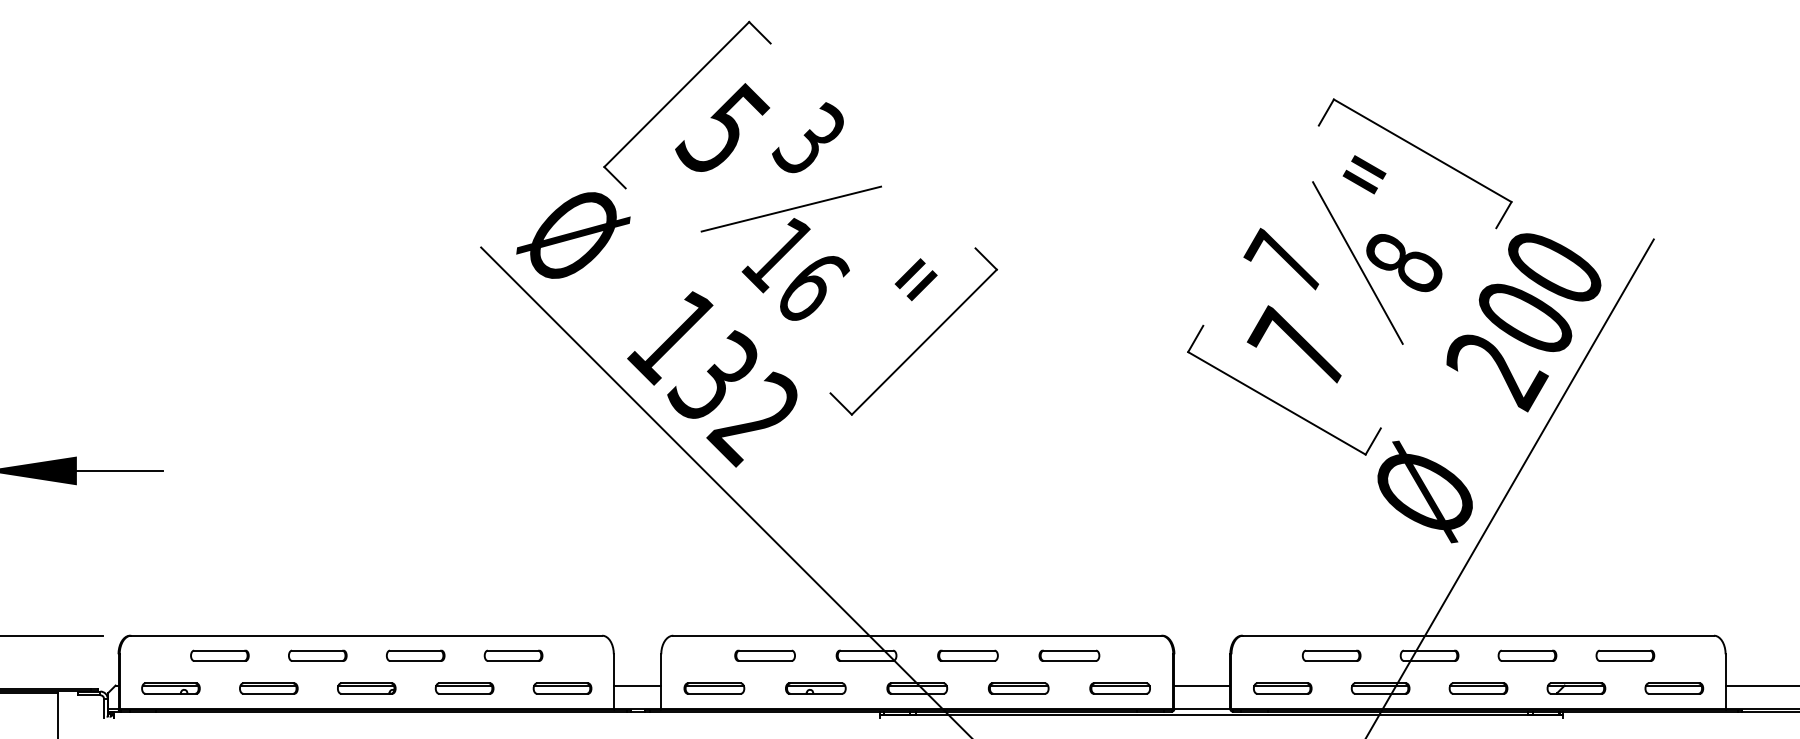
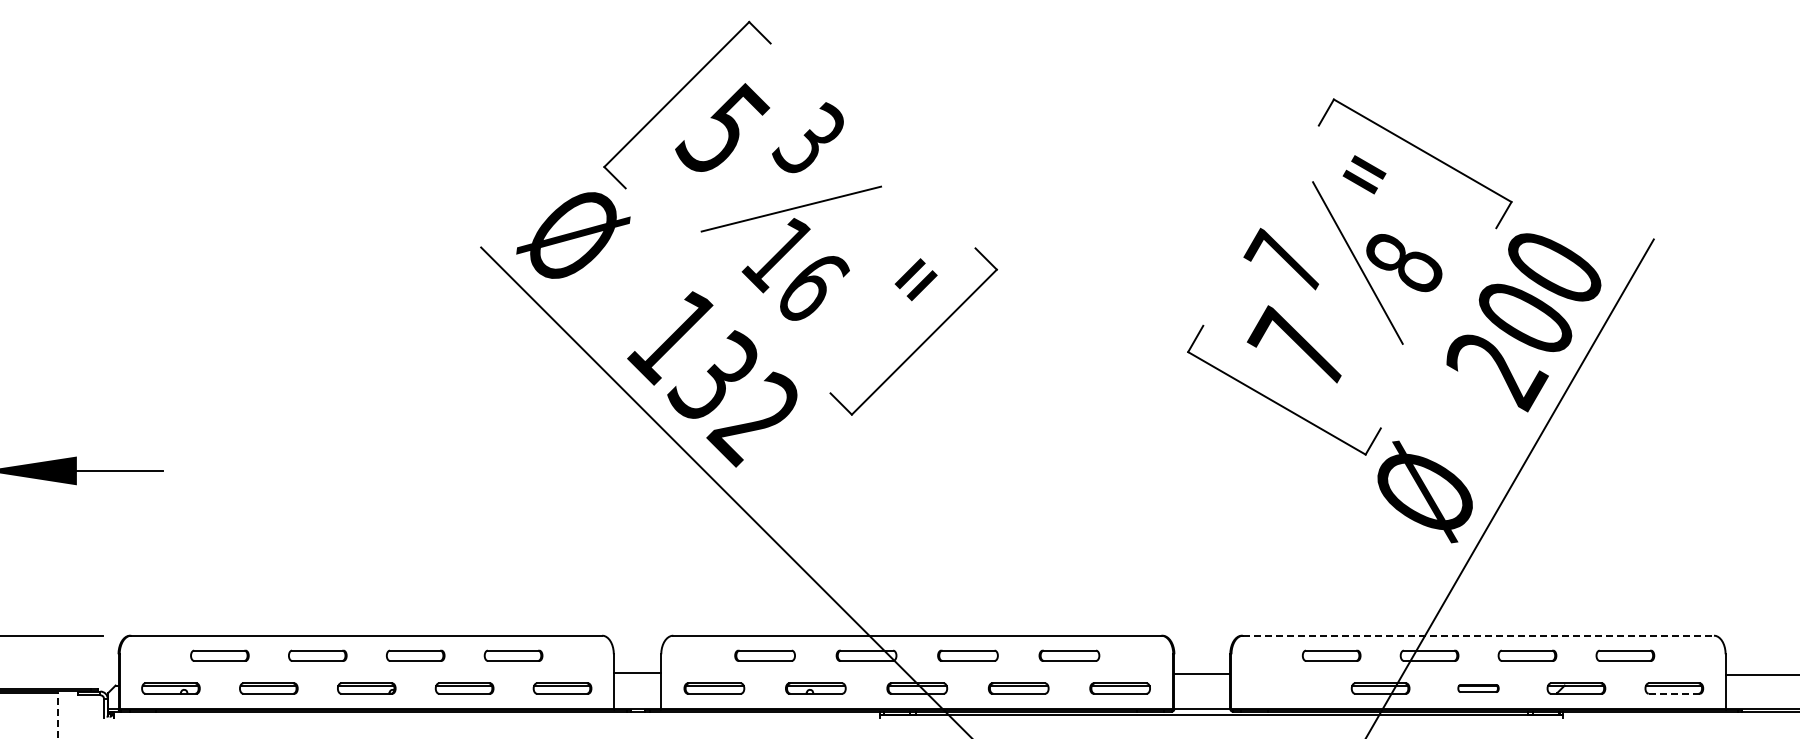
line: solid -> dashed (1479, 635)
line position: (637, 685) -> (637, 672) (637, 672)
line position: (1202, 685) -> (1202, 673) (1202, 673)
line position: (1760, 685) -> (1760, 674) (1760, 674)
part: present -> none (1282, 688)
part size: 61x13 px -> 43x9 px (1478, 688)
line: solid -> dashed (1674, 693)
line: solid -> dashed (57, 715)
